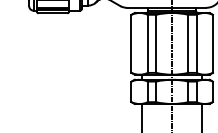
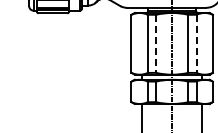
line: solid -> dashed (156, 44)
line: solid -> dashed (196, 44)
